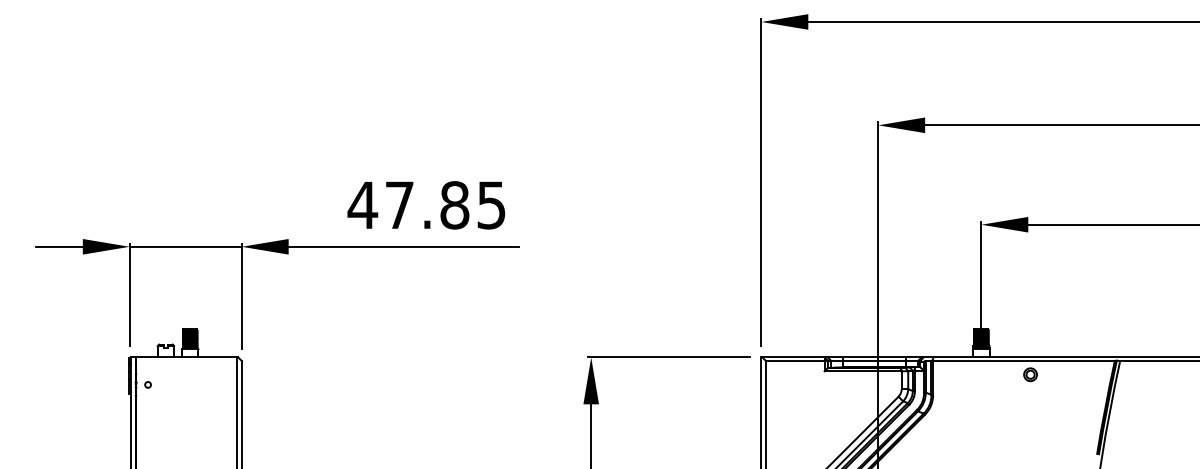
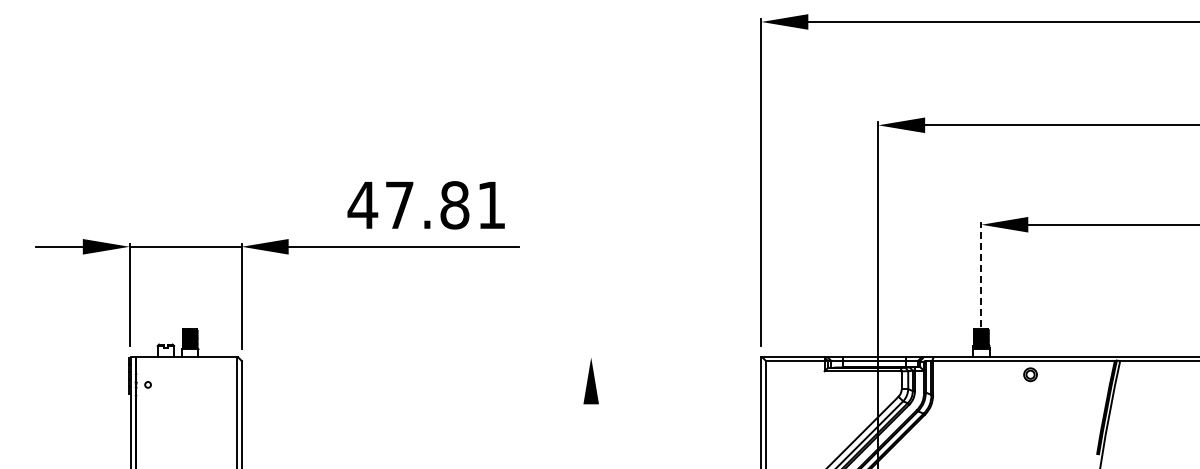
text: 47.85 -> 47.81 (491, 205)
line: solid -> dashed (981, 279)
line: present -> none (668, 357)
line: present -> none (591, 434)
